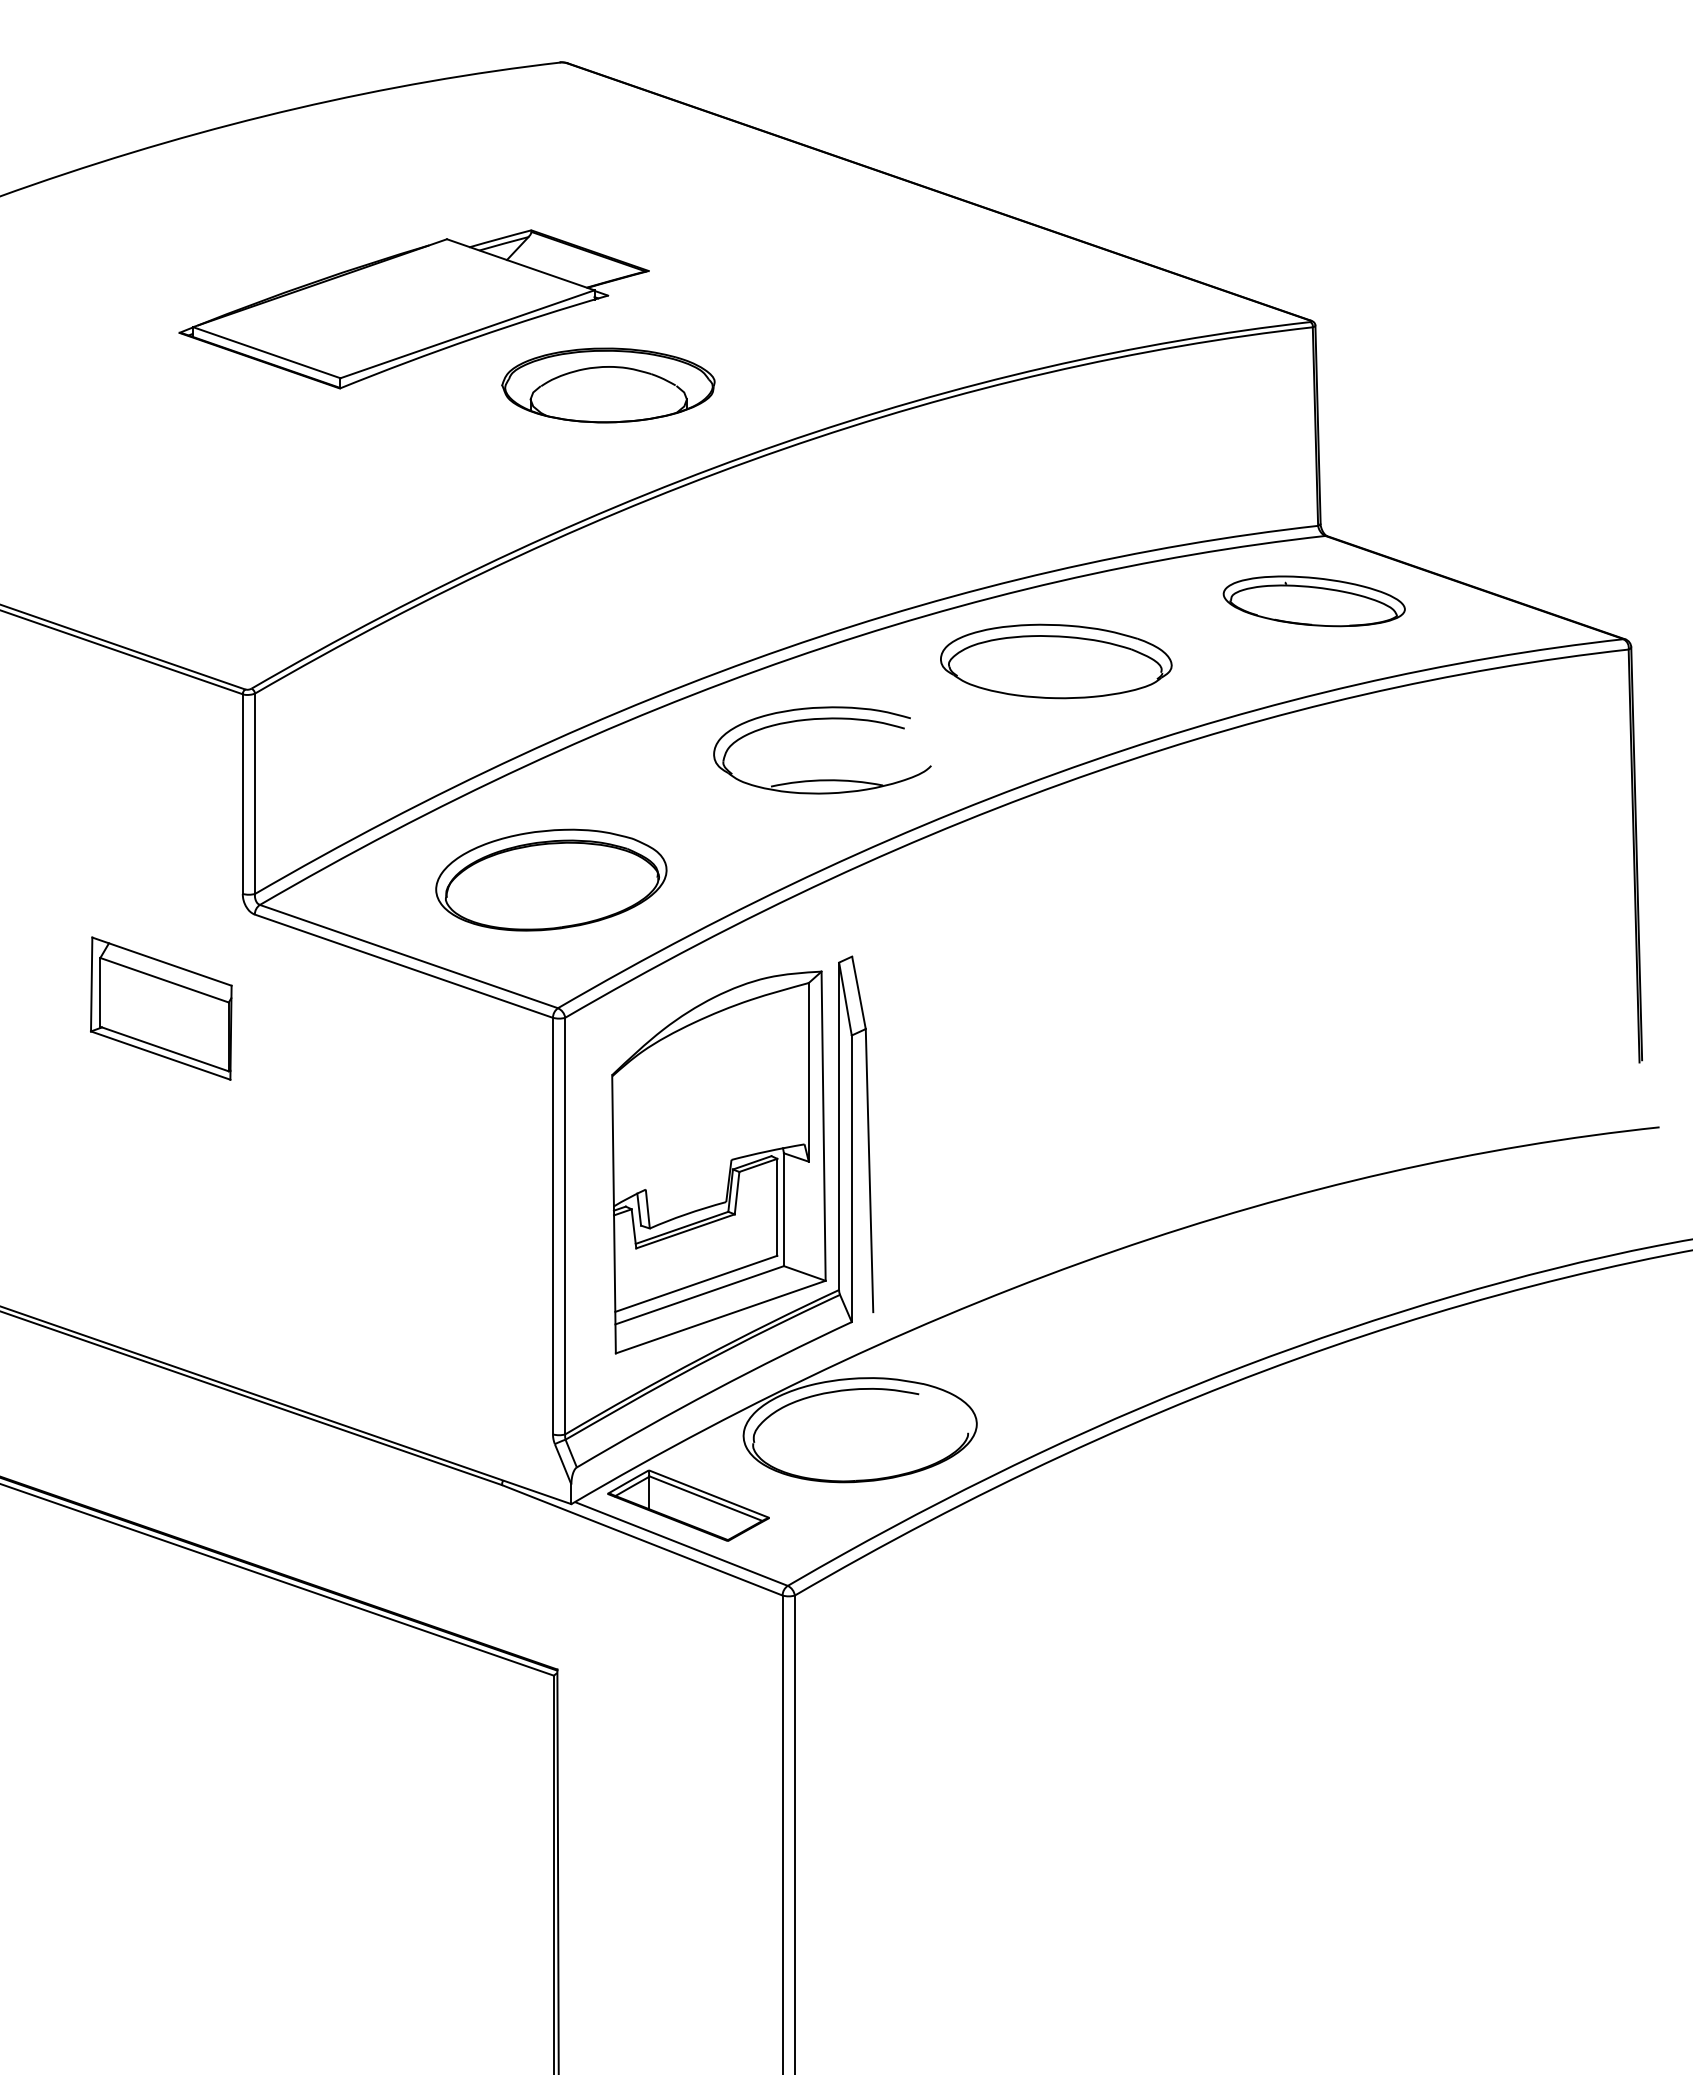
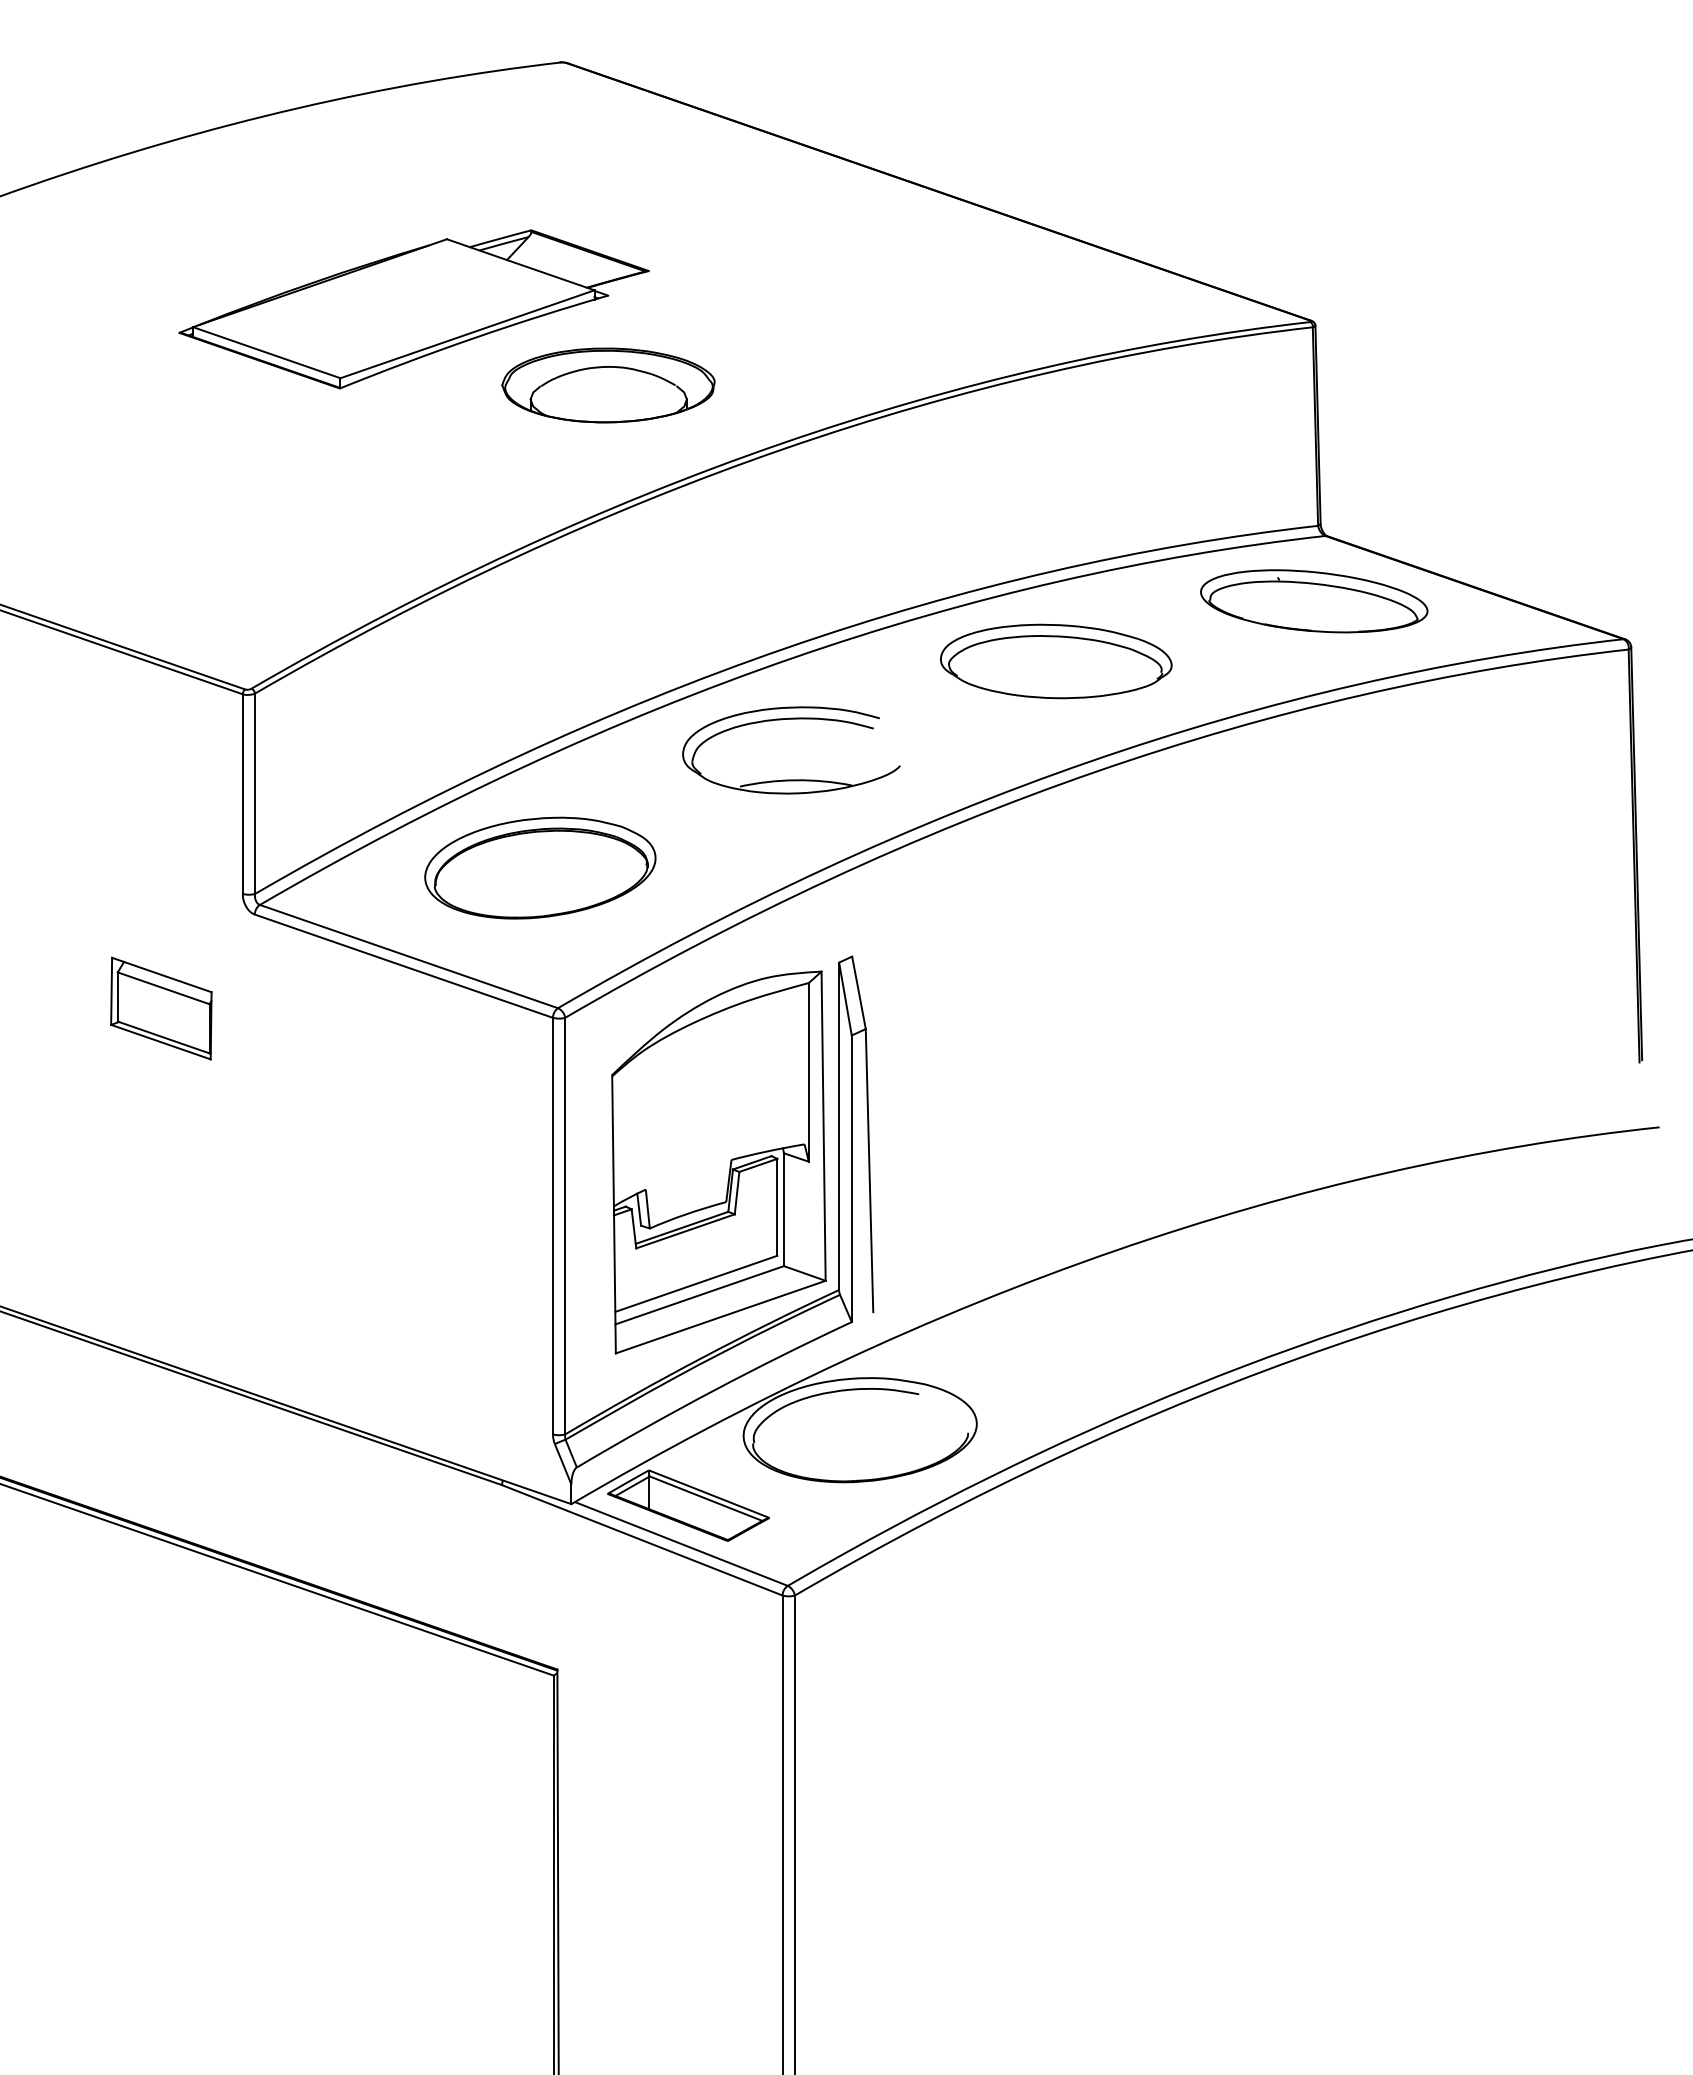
part size: 184x53 px -> 229x65 px (1314, 601)
part position: (822, 779) -> (791, 779) (791, 779)
part position: (551, 879) -> (540, 867) (540, 867)
part size: 143x145 px -> 103x105 px (161, 1008)
